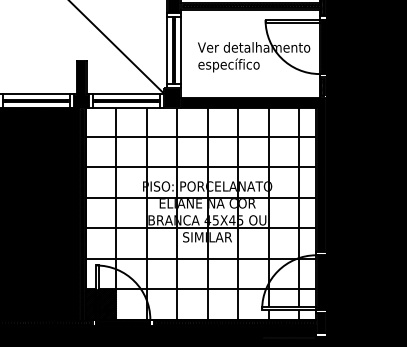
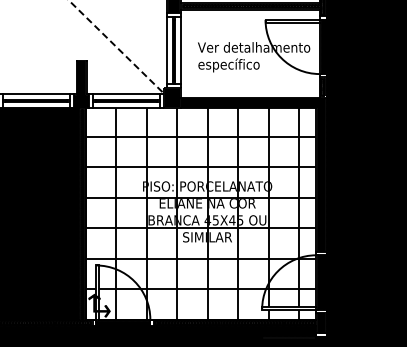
line: solid -> dashed (116, 47)
hatch: present -> none (100, 304)
